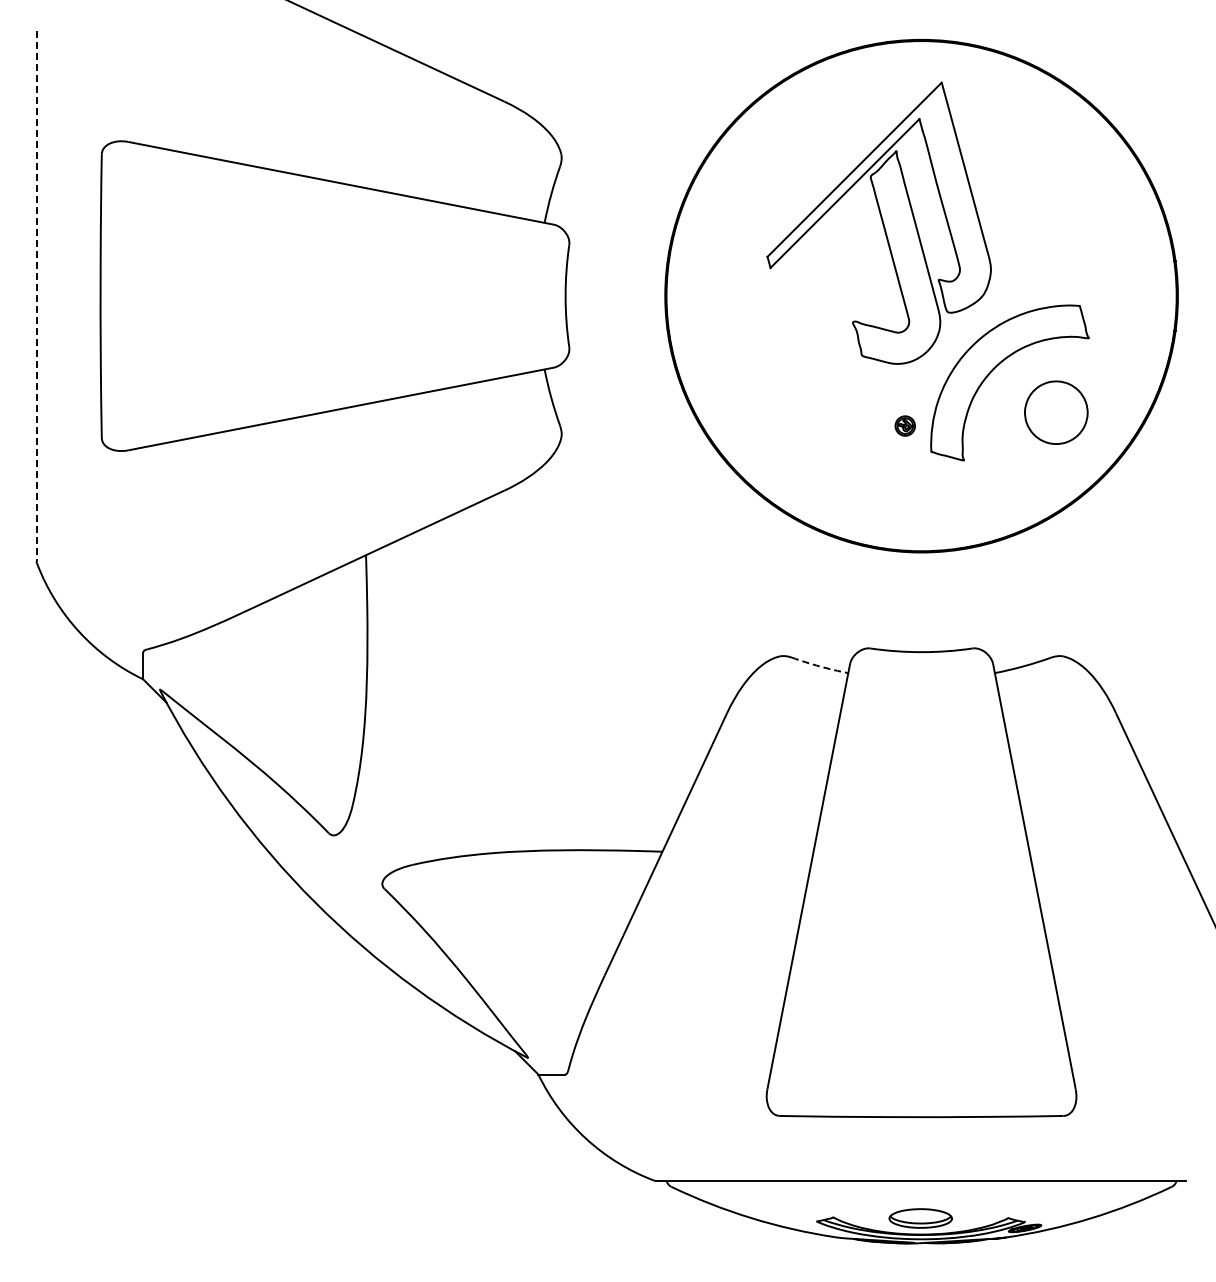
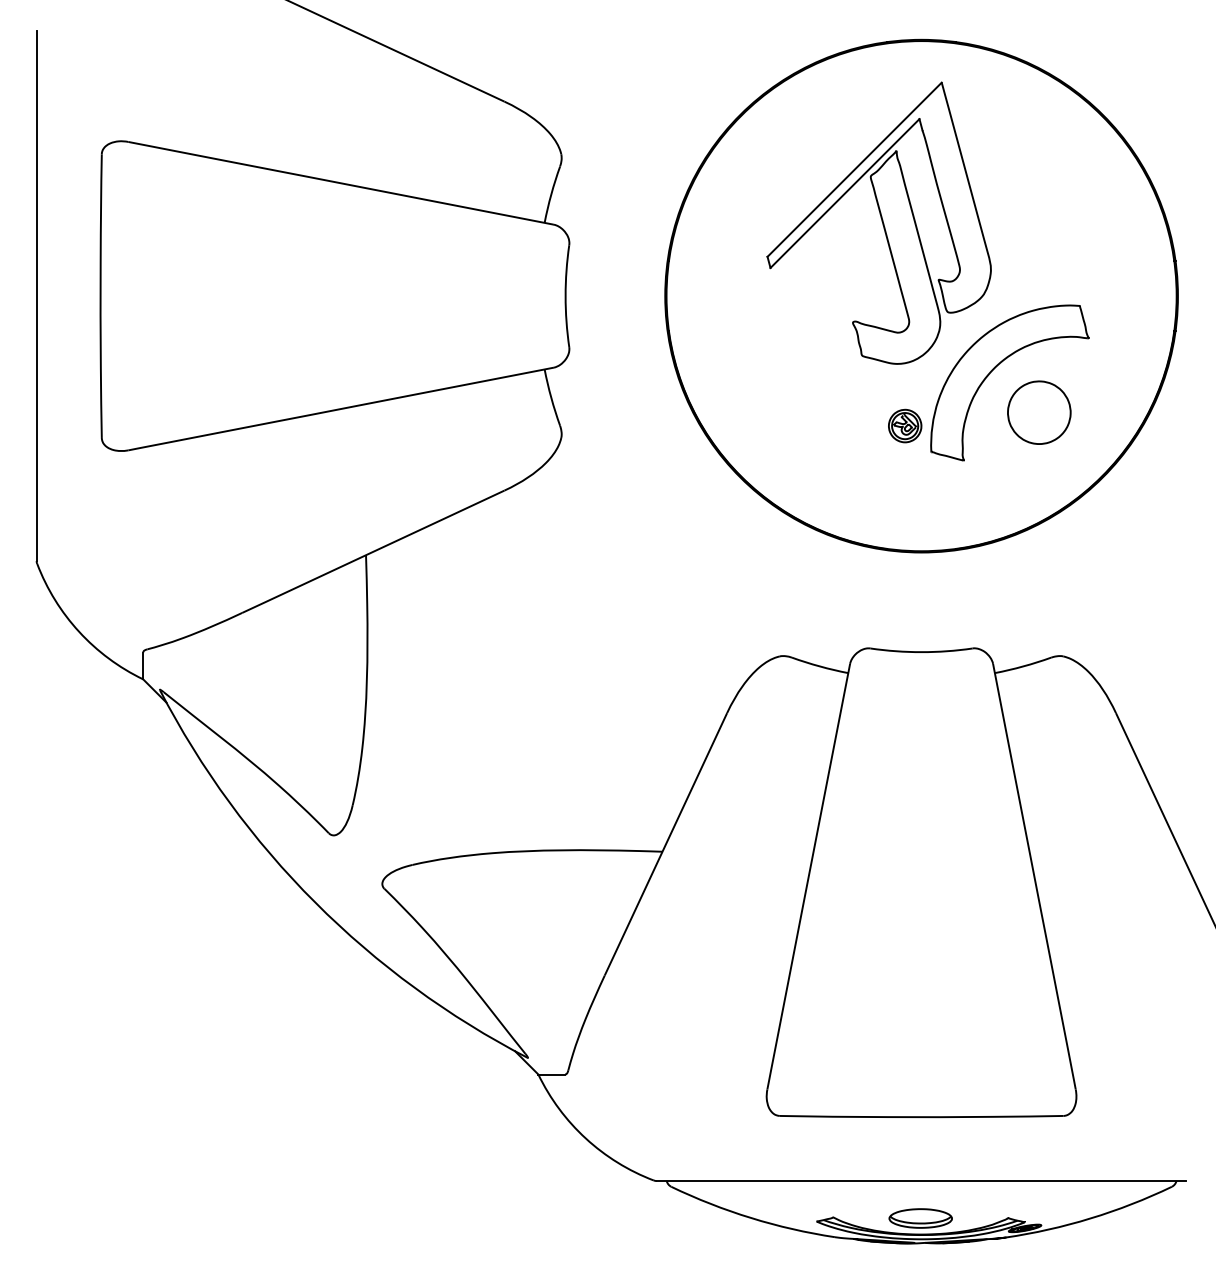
line: dashed -> solid (36, 296)
part position: (1056, 412) -> (1039, 412) (1039, 412)
part size: 22x22 px -> 35x36 px (905, 425)
arc: dashed -> solid (819, 666)
